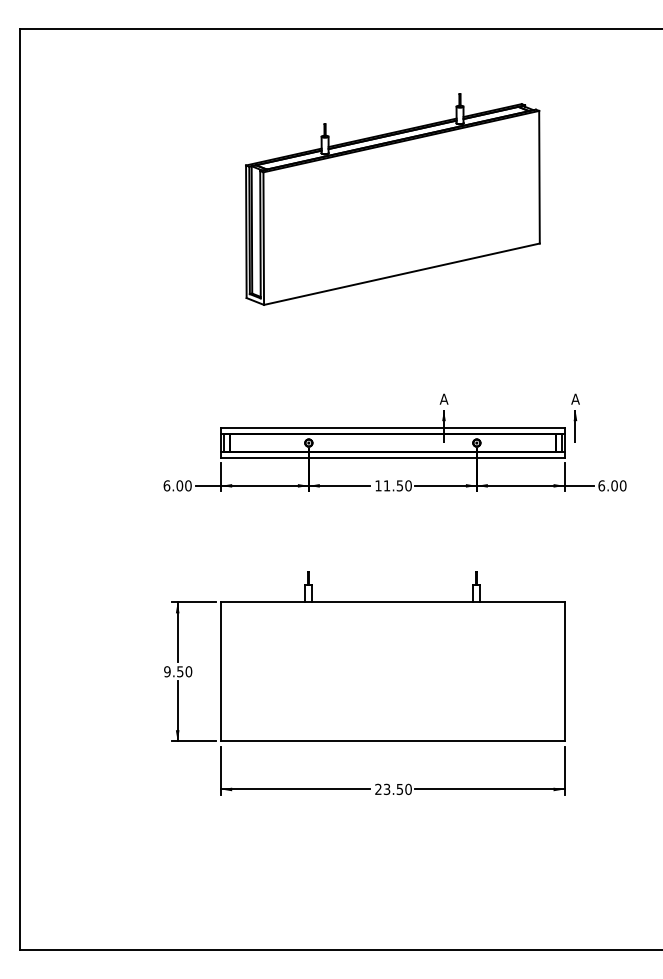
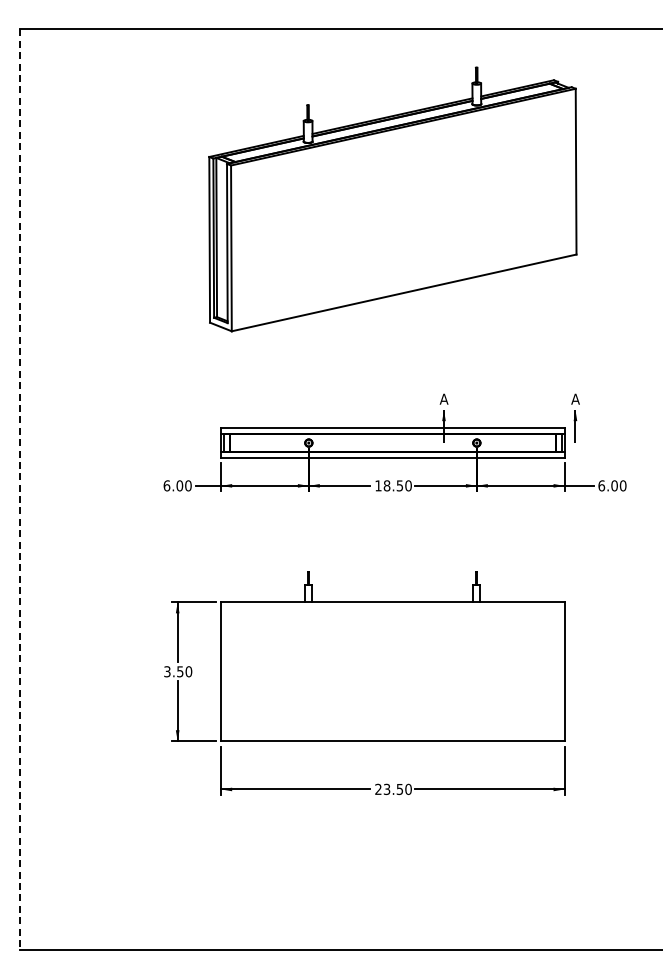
part size: 296x213 px -> 370x267 px (392, 199)
text: 11.50 -> 18.50 (386, 485)
line: solid -> dashed (19, 489)
text: 9.50 -> 3.50 (167, 671)
